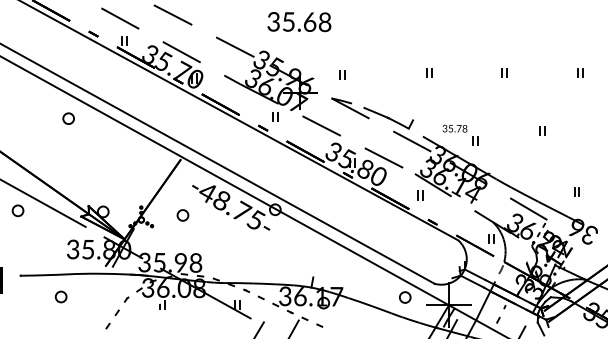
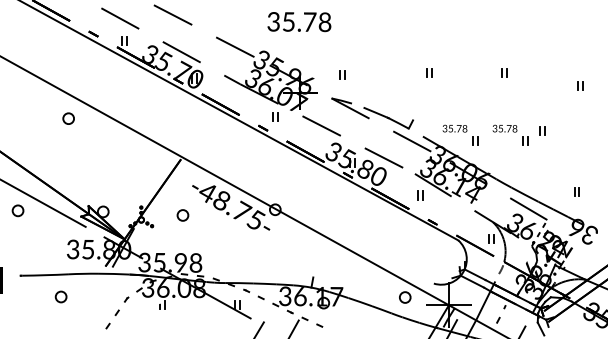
text: 35.68 -> 35.78 (310, 21)
part position: (580, 72) -> (580, 85) (580, 85)
part: none -> present (510, 134)
line: present -> none (218, 163)
